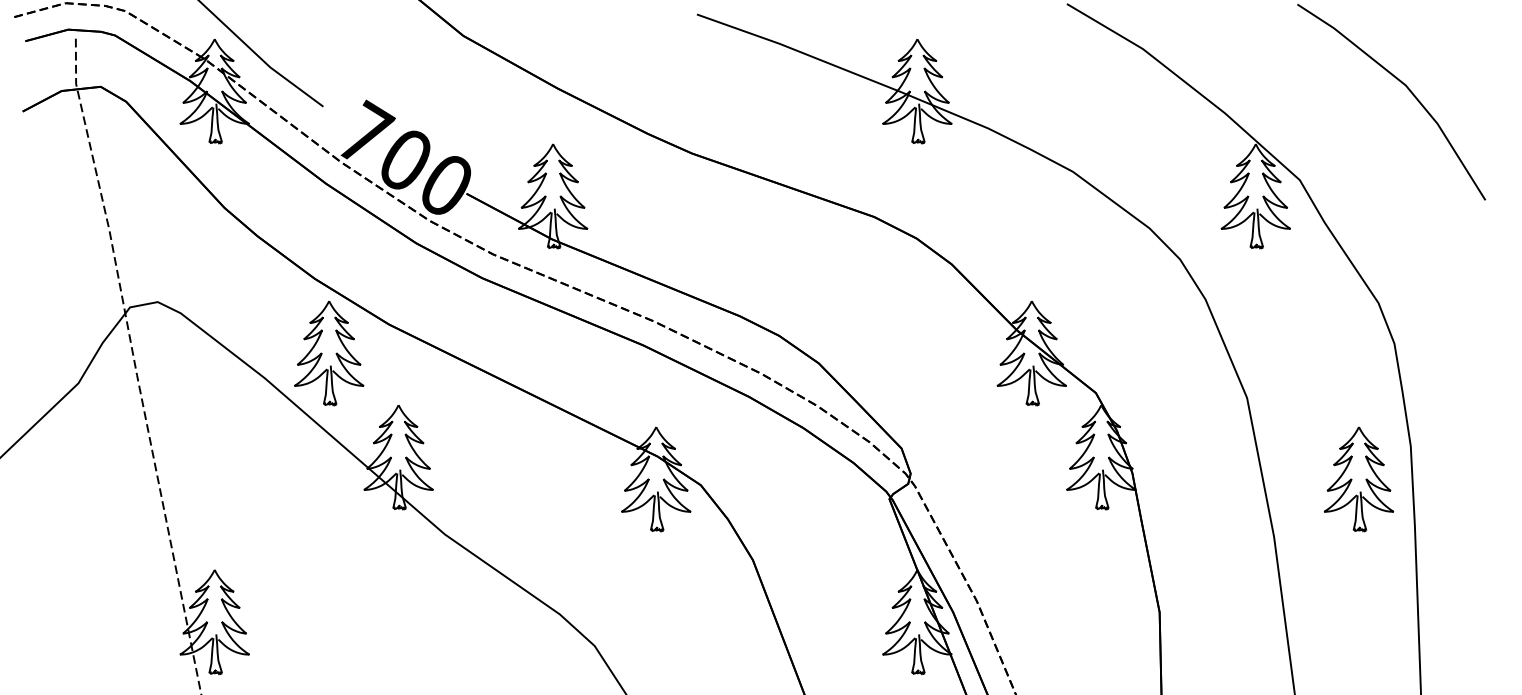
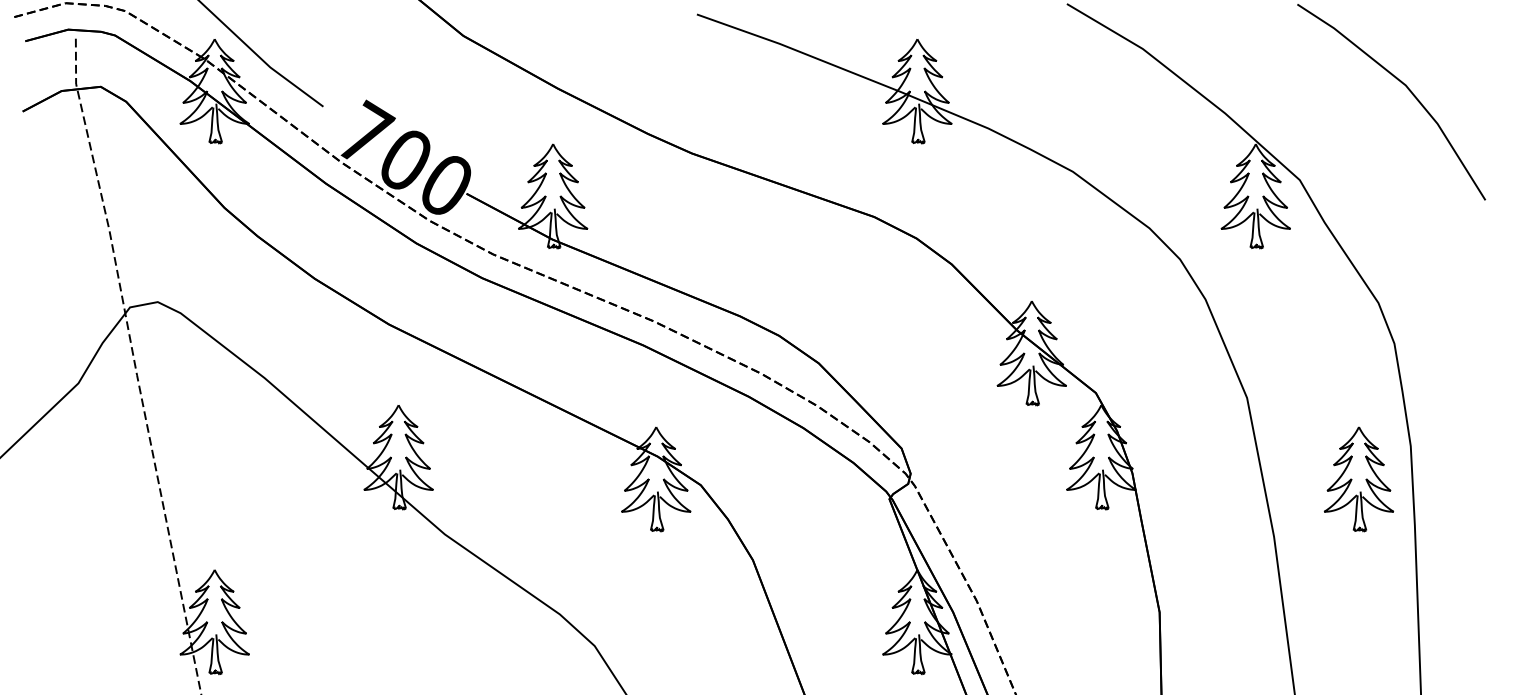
part: present -> none (329, 353)
